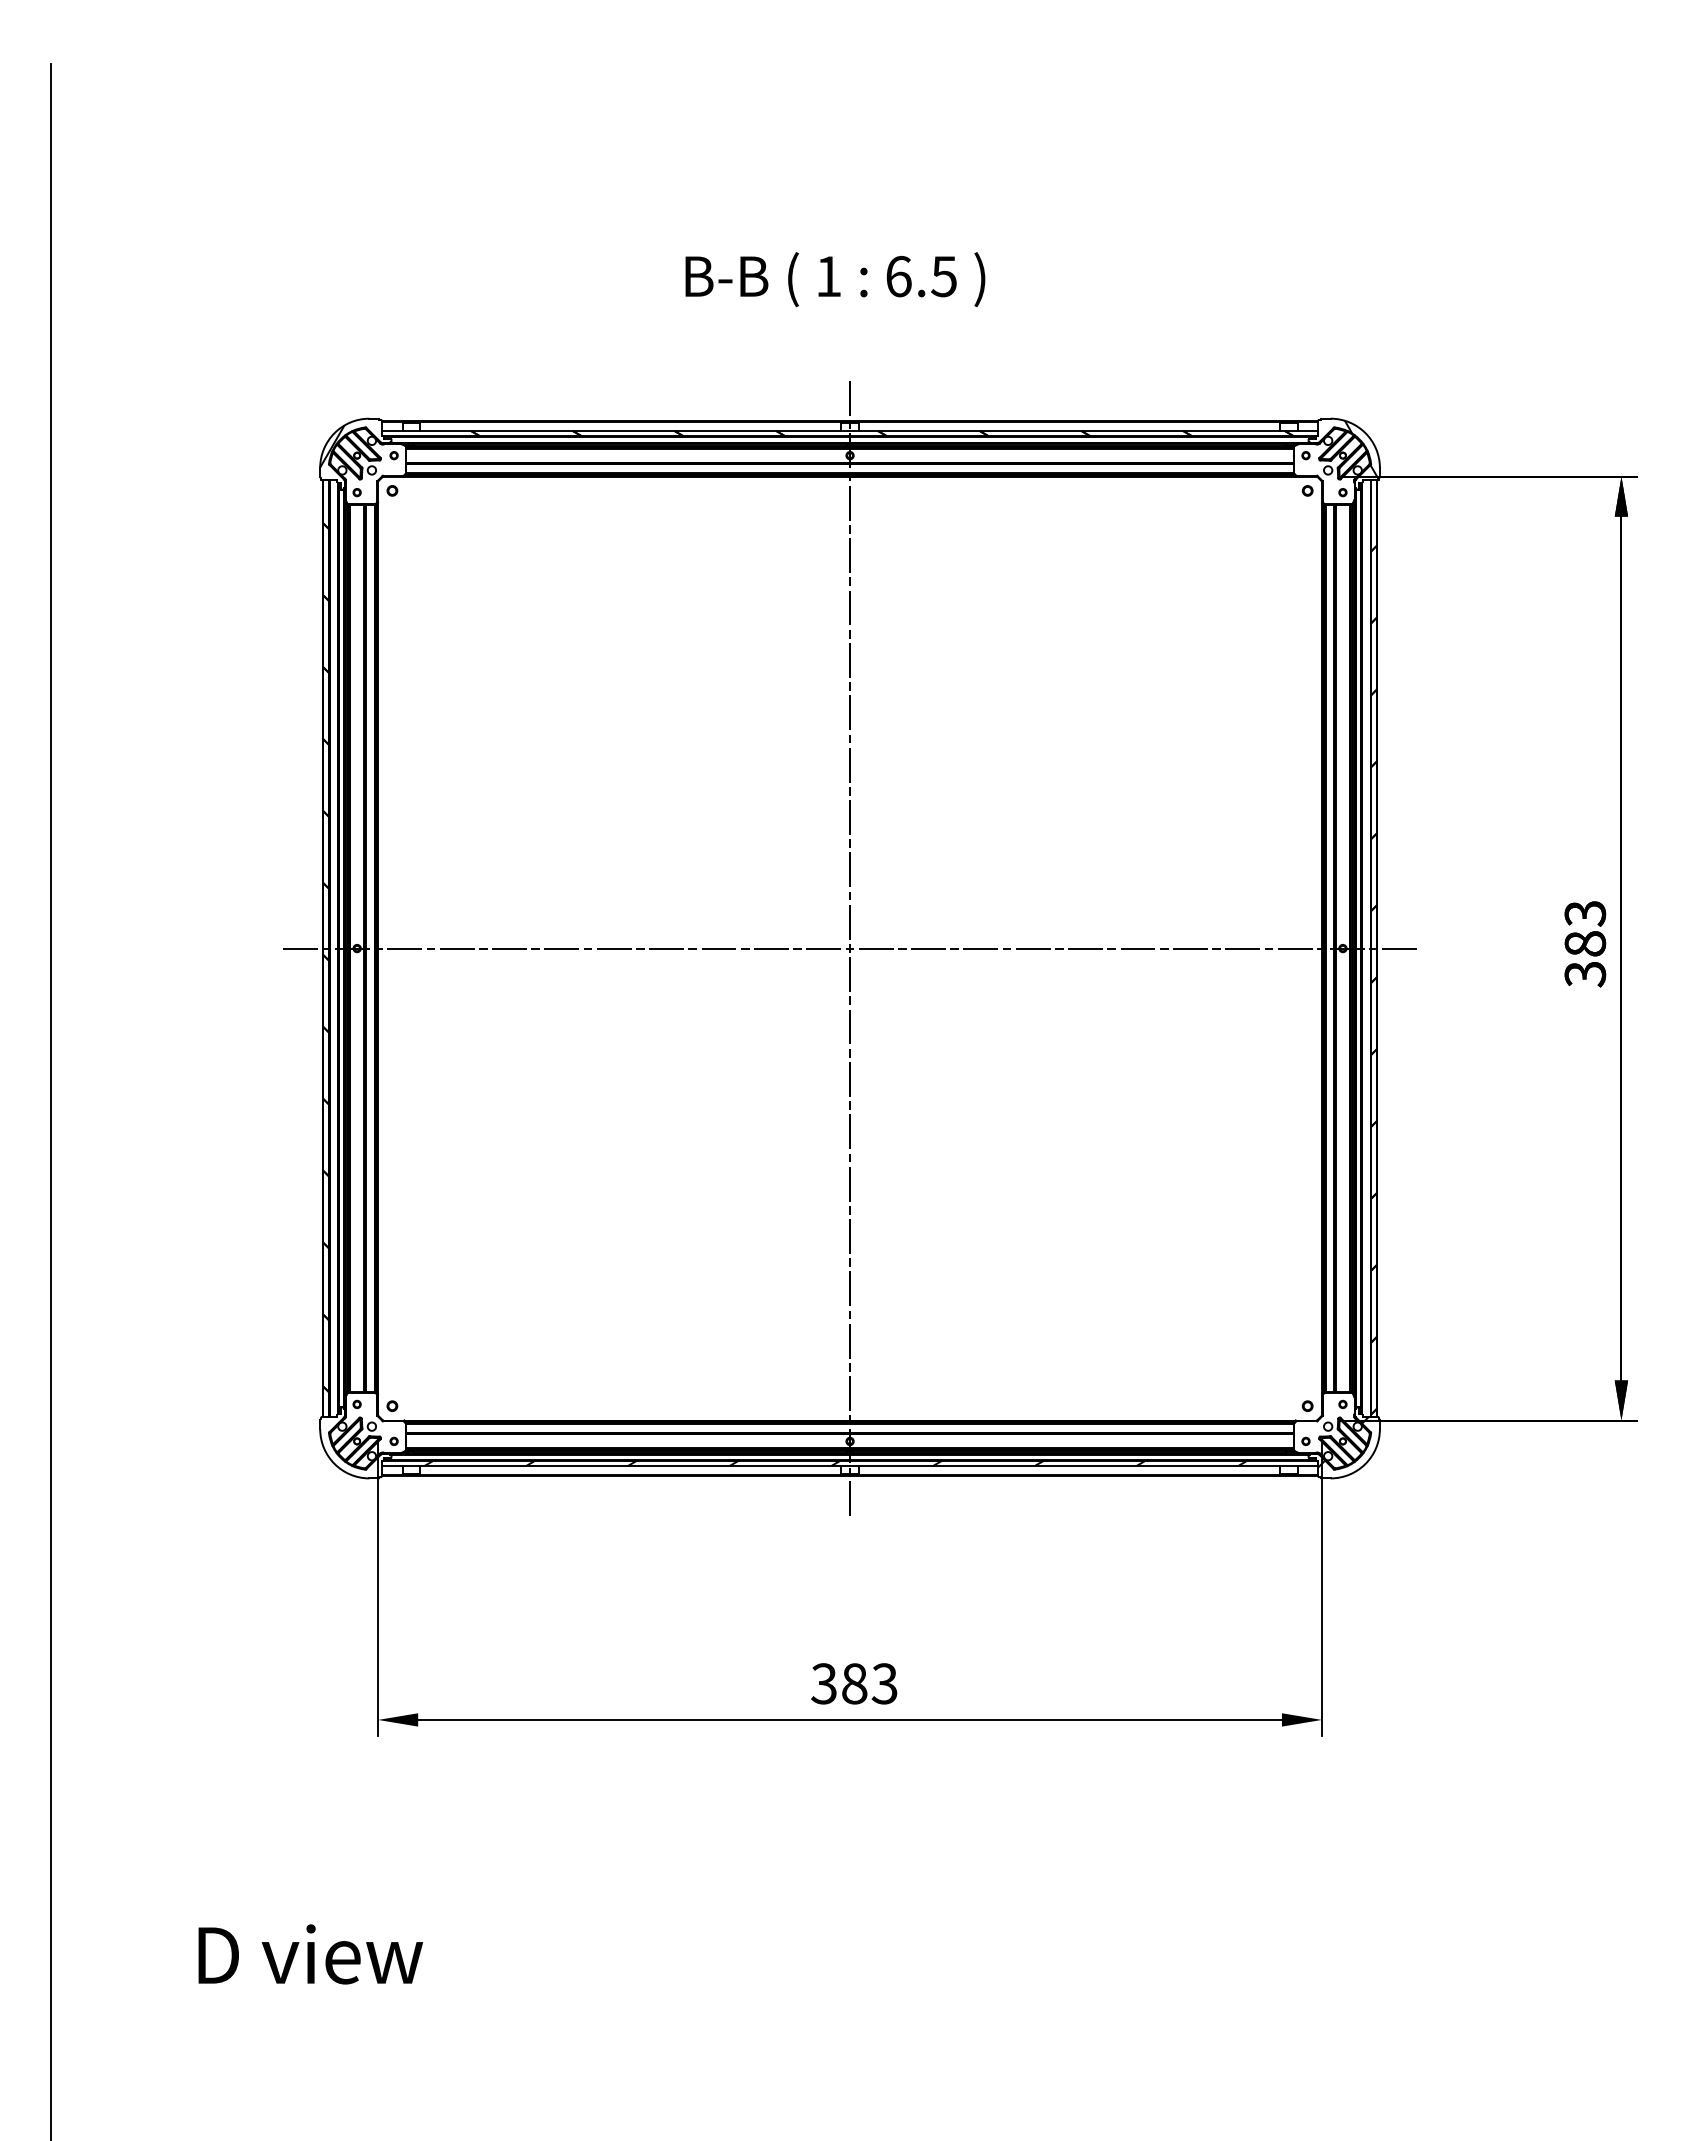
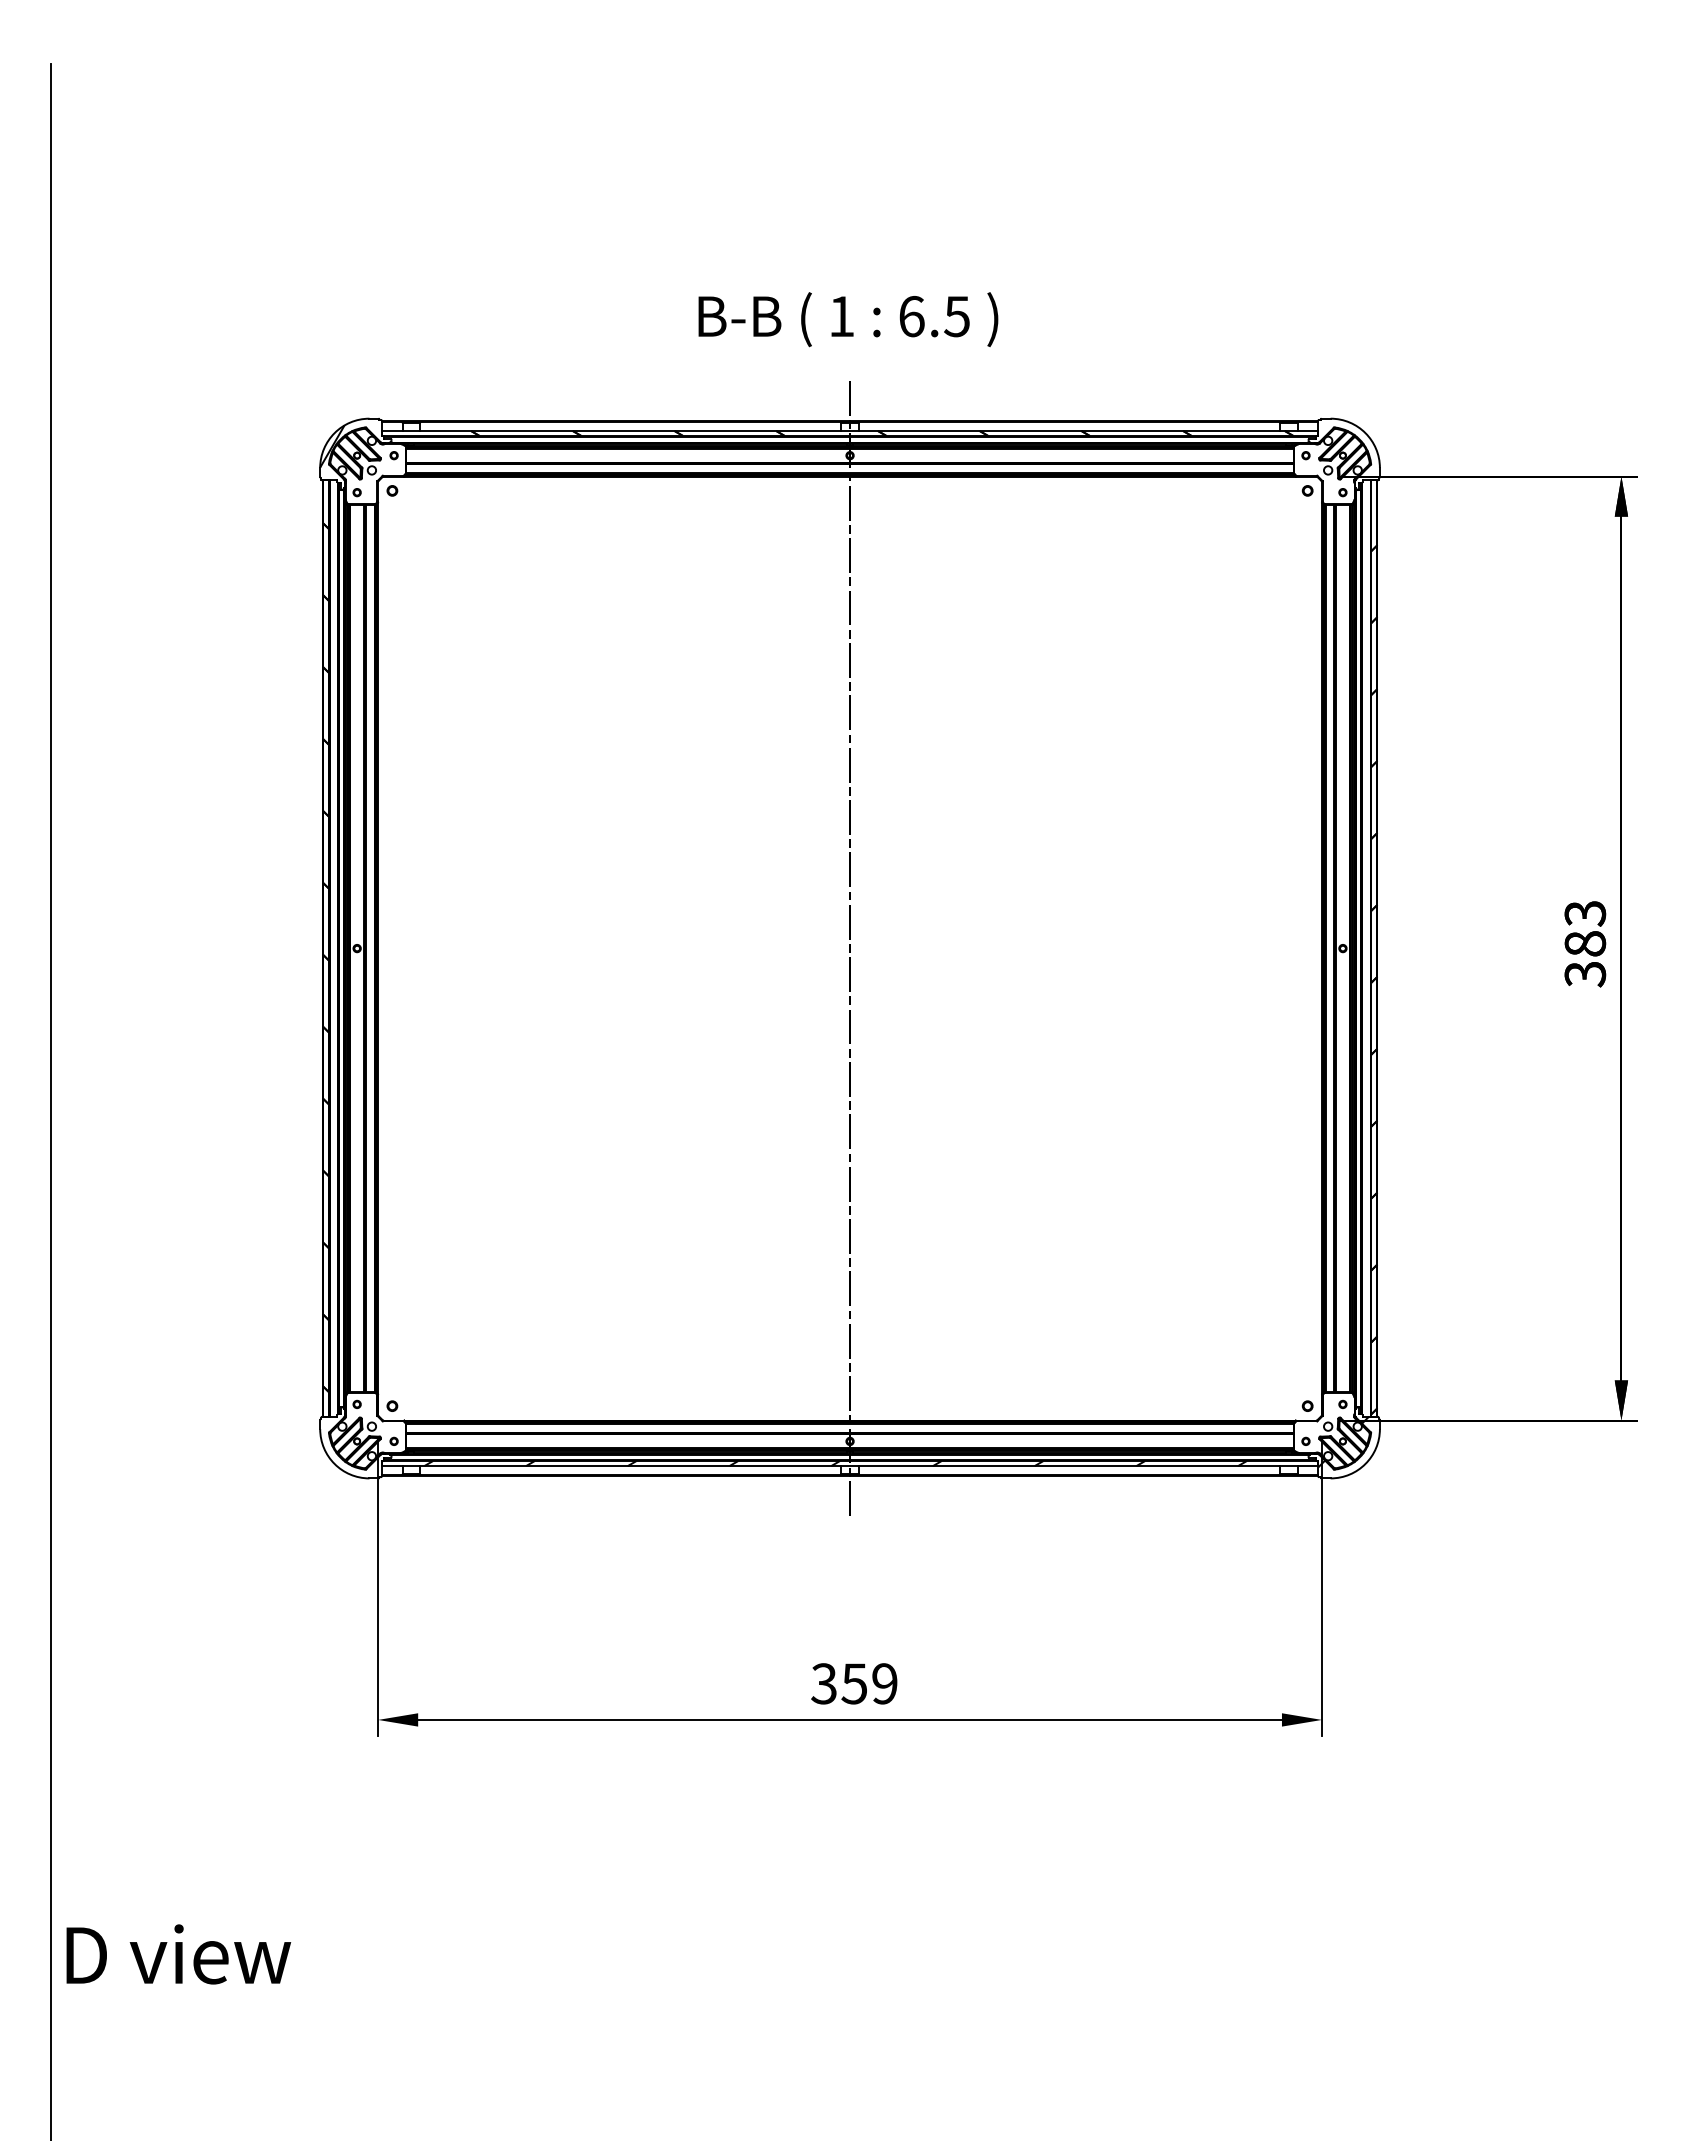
text position: (835, 279) -> (848, 319) (848, 319)
hatch: present -> none (1361, 449)
line: present -> none (849, 948)
text: 383 -> 359 (869, 1683)
text position: (310, 1954) -> (178, 1954) (178, 1954)
